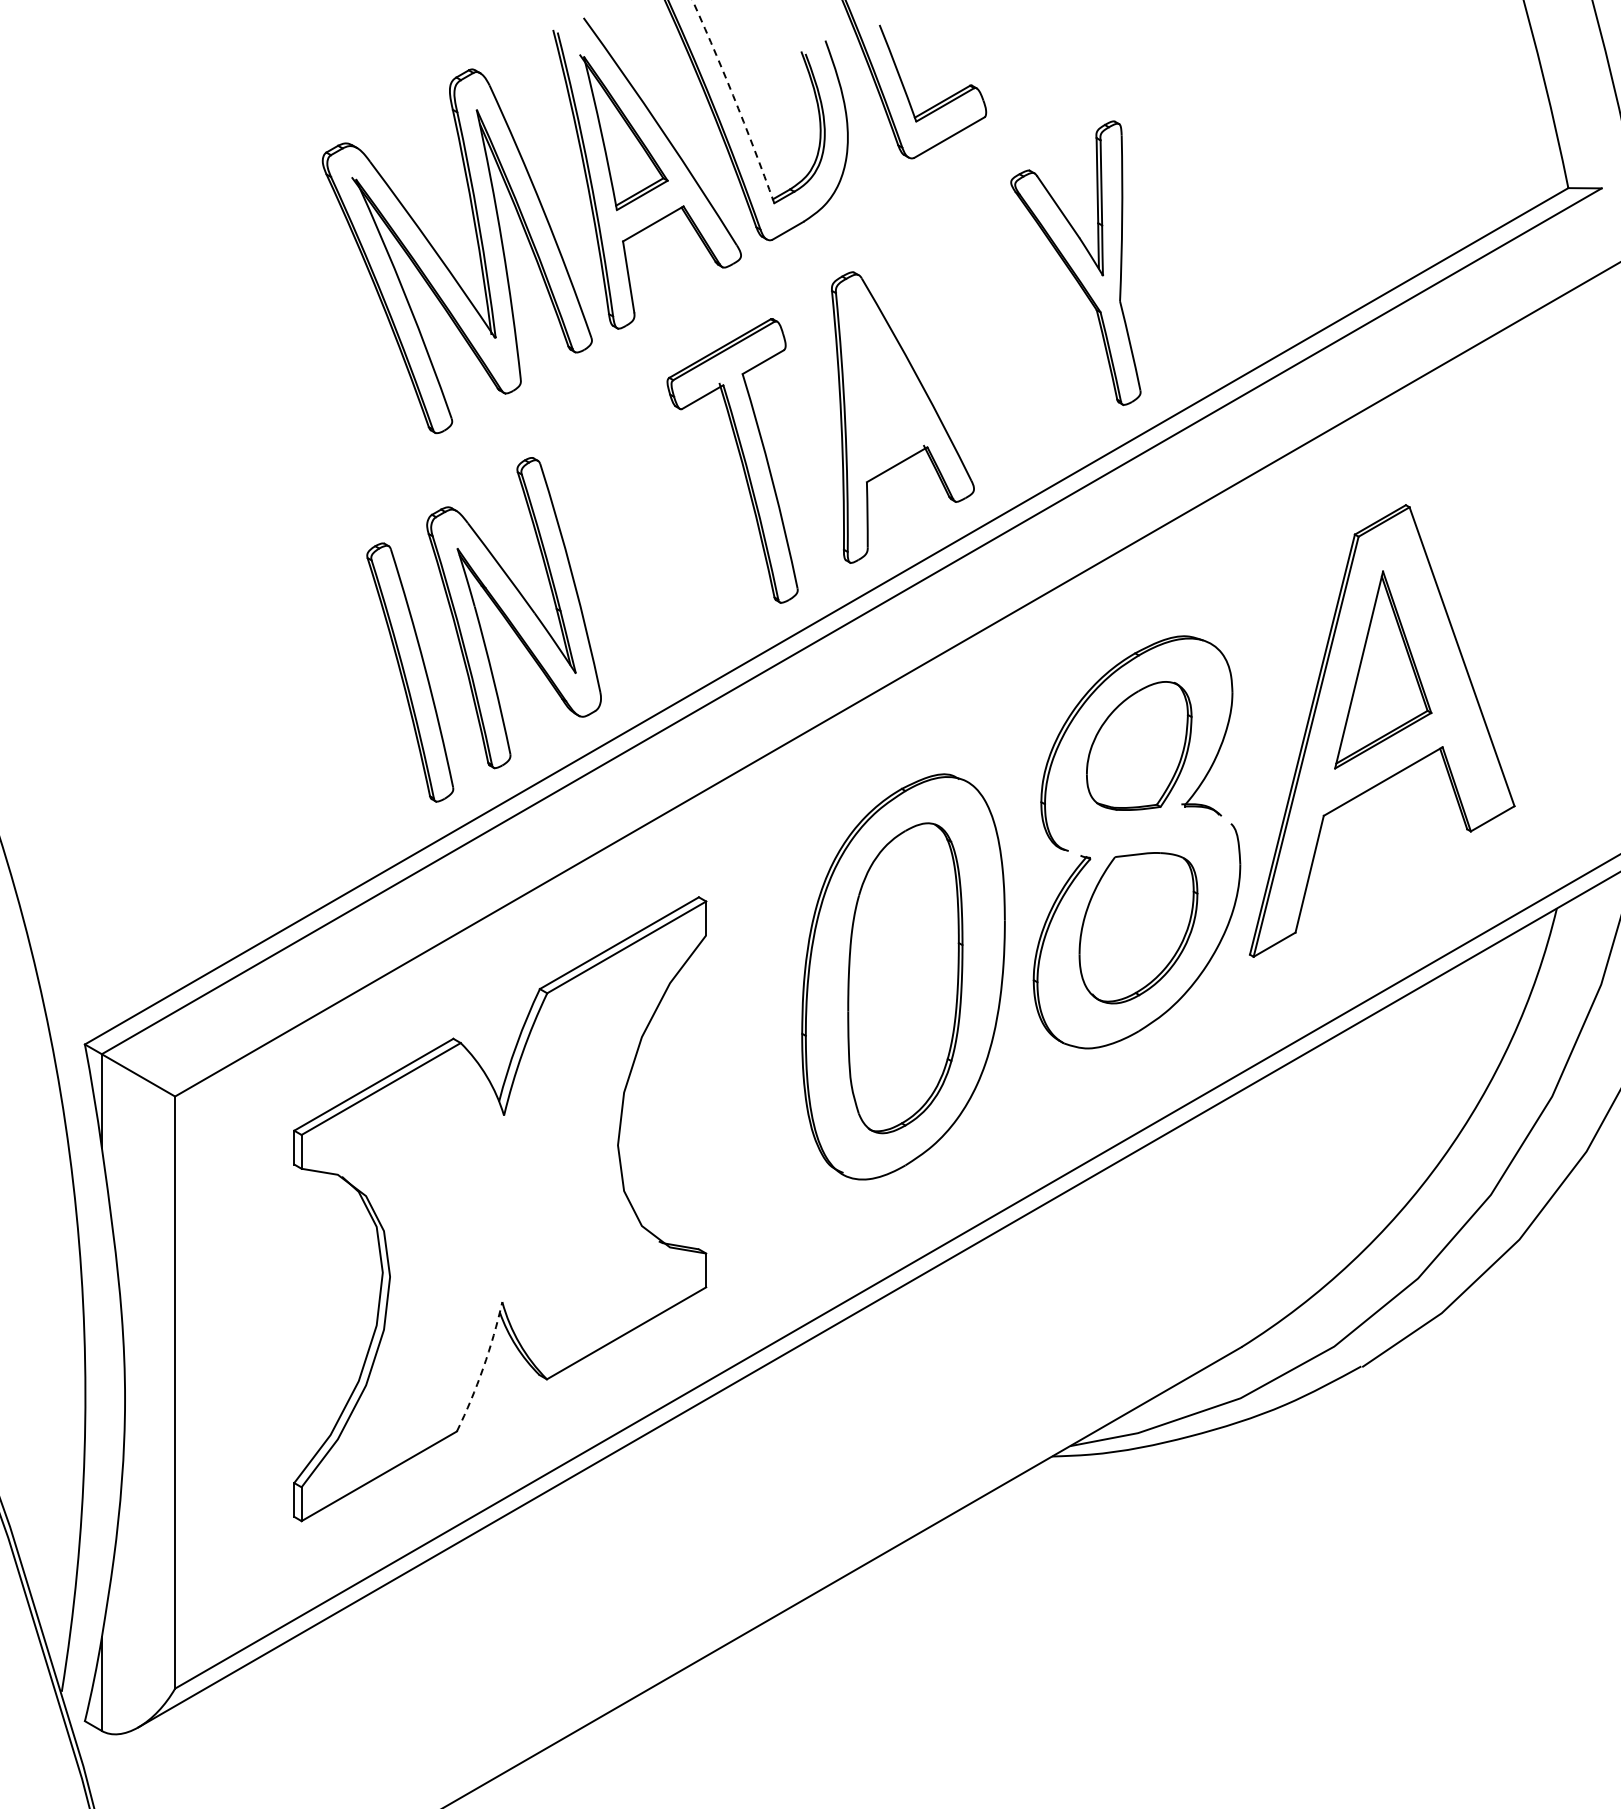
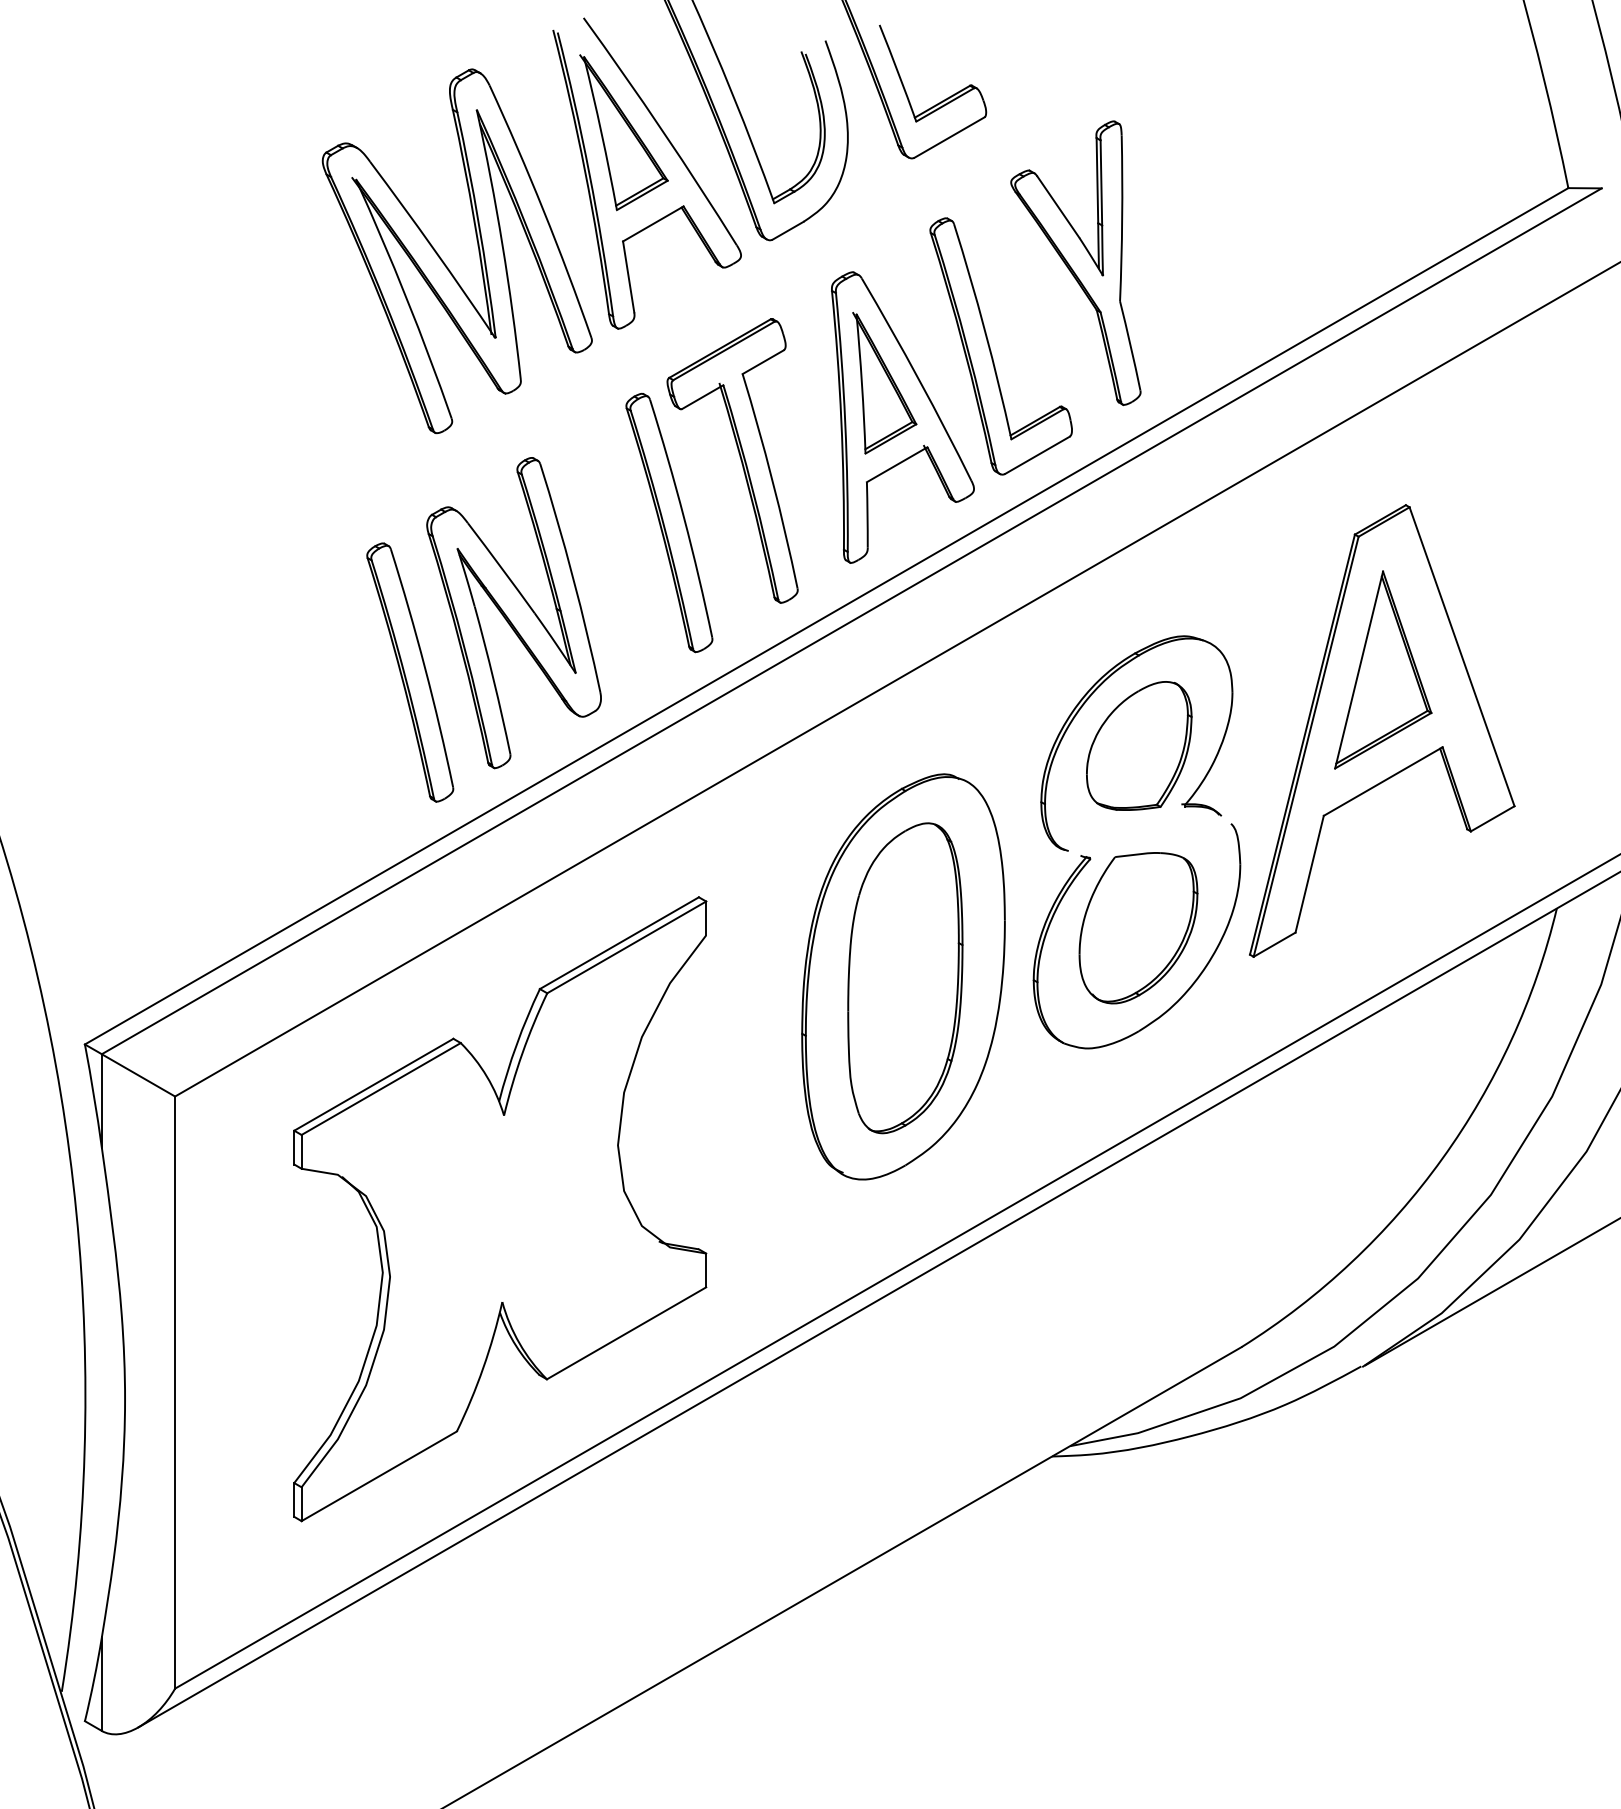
arc: dashed -> solid (734, 100)
part: none -> present (991, 350)
part: none -> present (884, 383)
part: none -> present (669, 522)
line: none -> present (1491, 1292)
arc: dashed -> solid (483, 1368)
